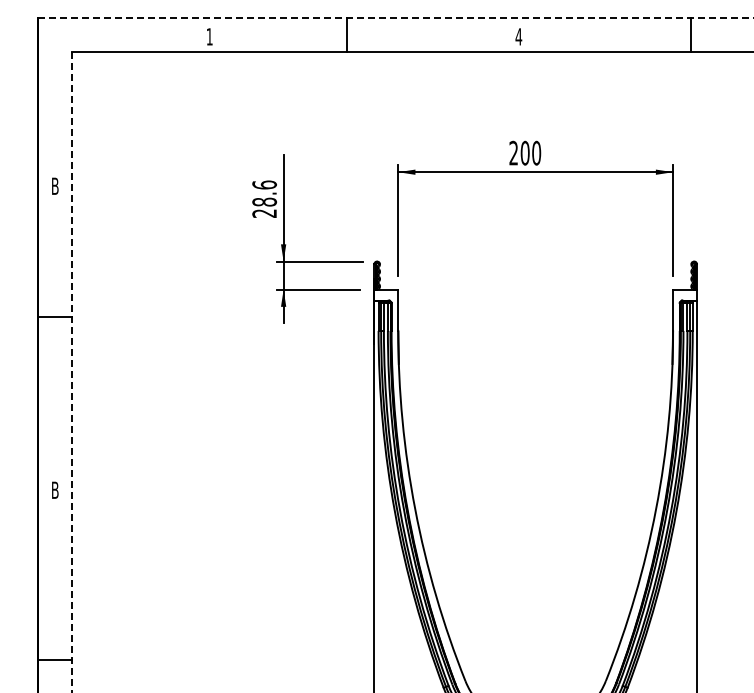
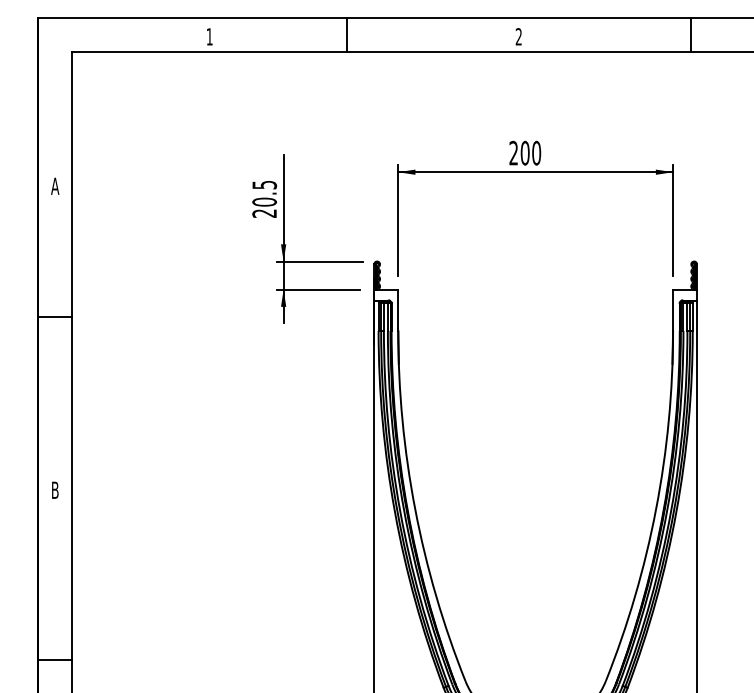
line: dashed -> solid (395, 17)
text: 4 -> 2 (518, 36)
text: B -> A (55, 185)
text: 28.6 -> 20.5 (264, 193)
line: dashed -> solid (72, 372)
